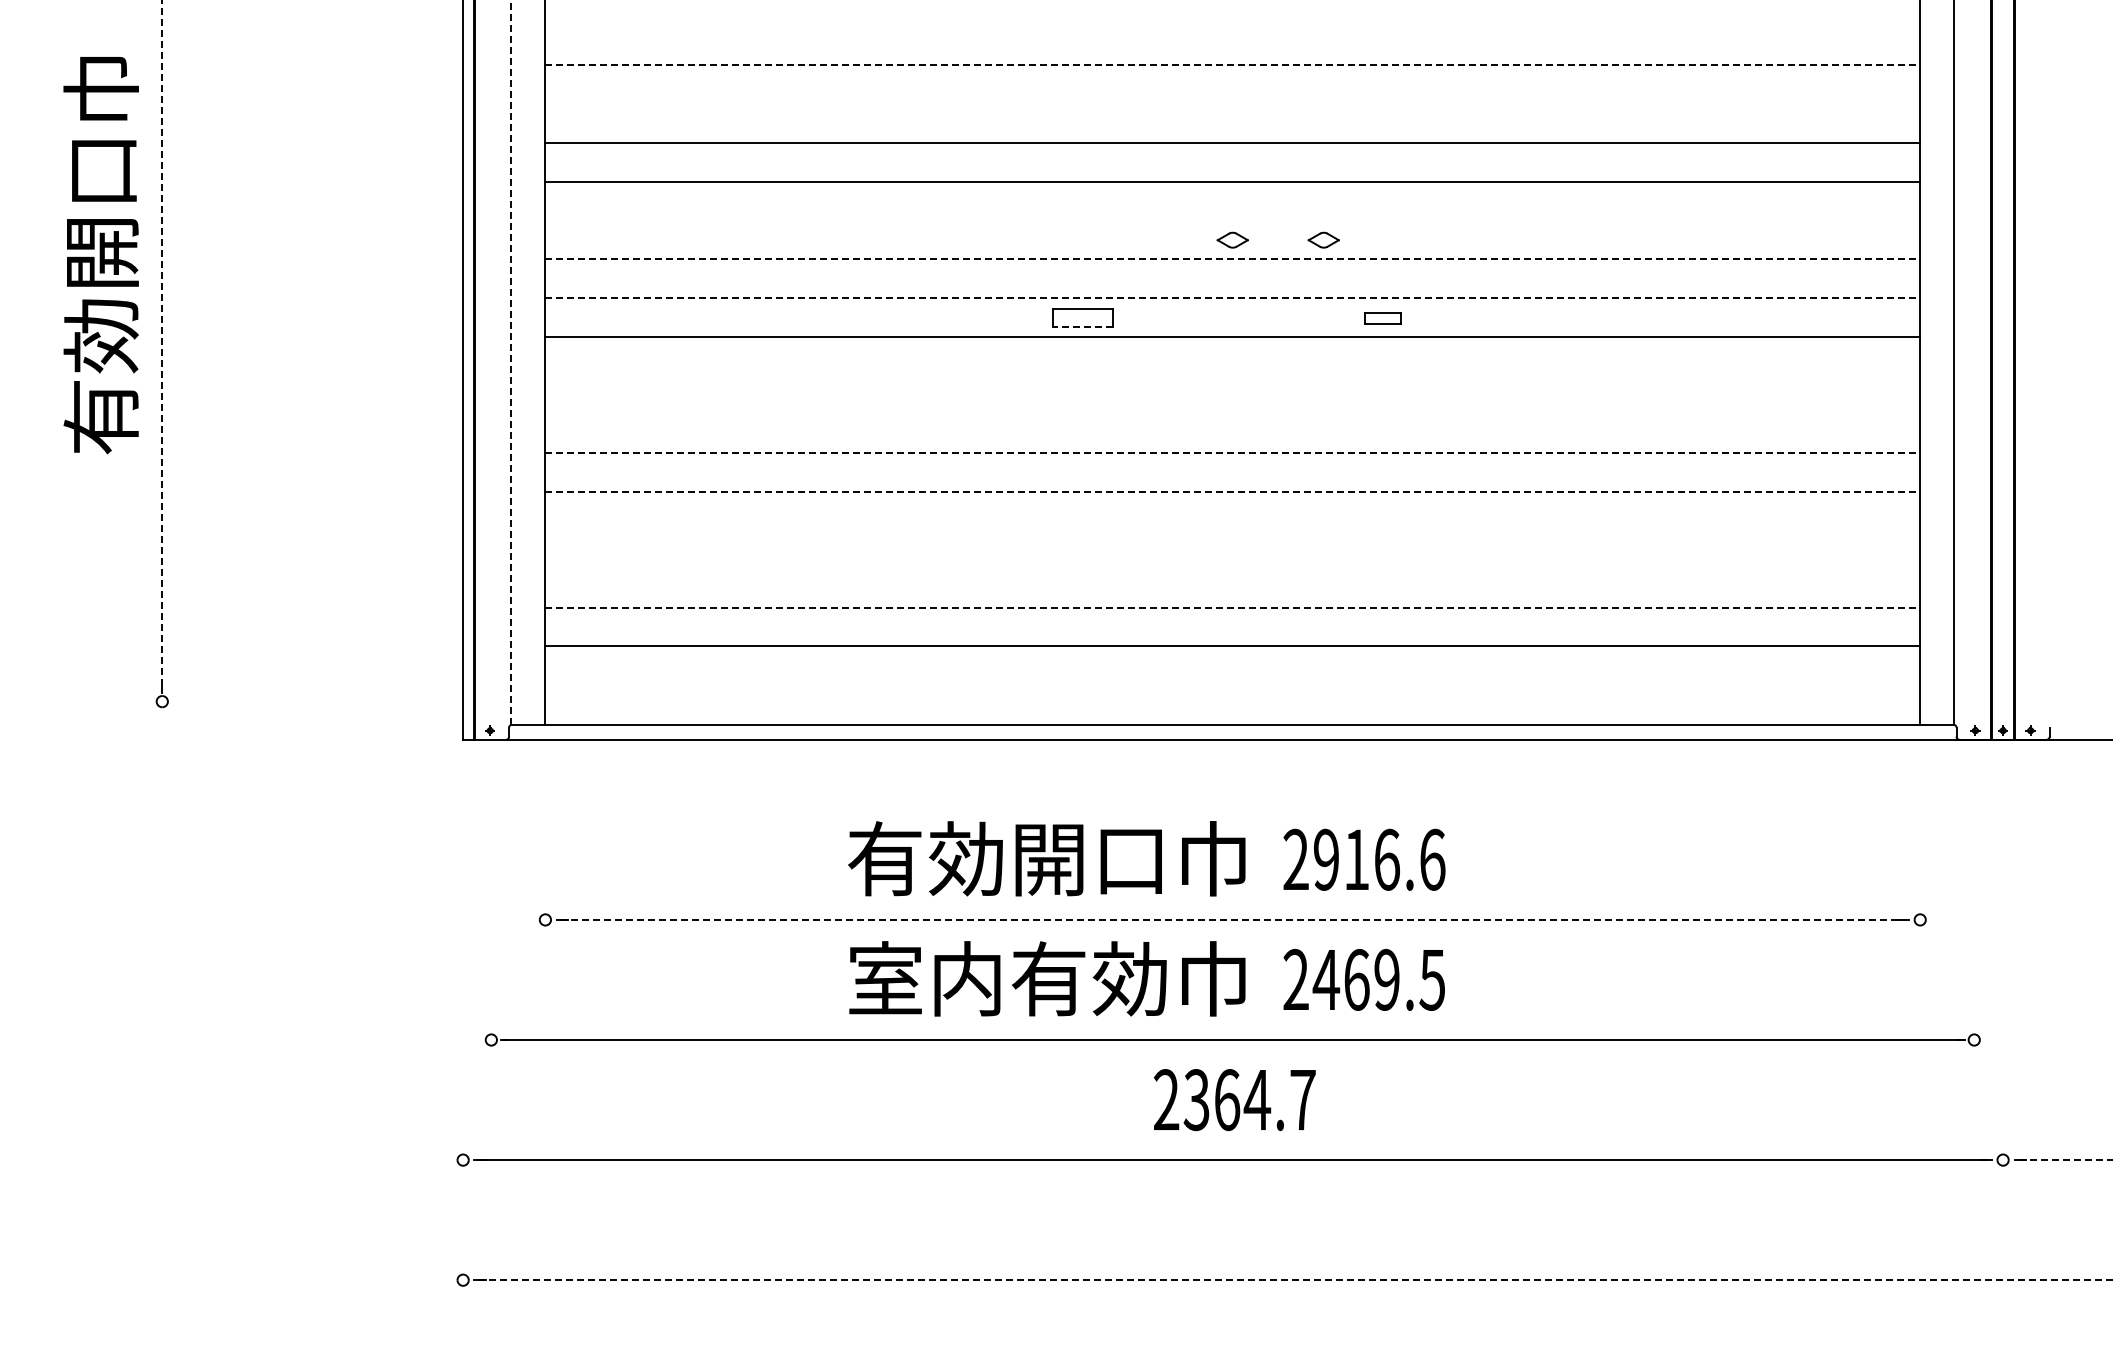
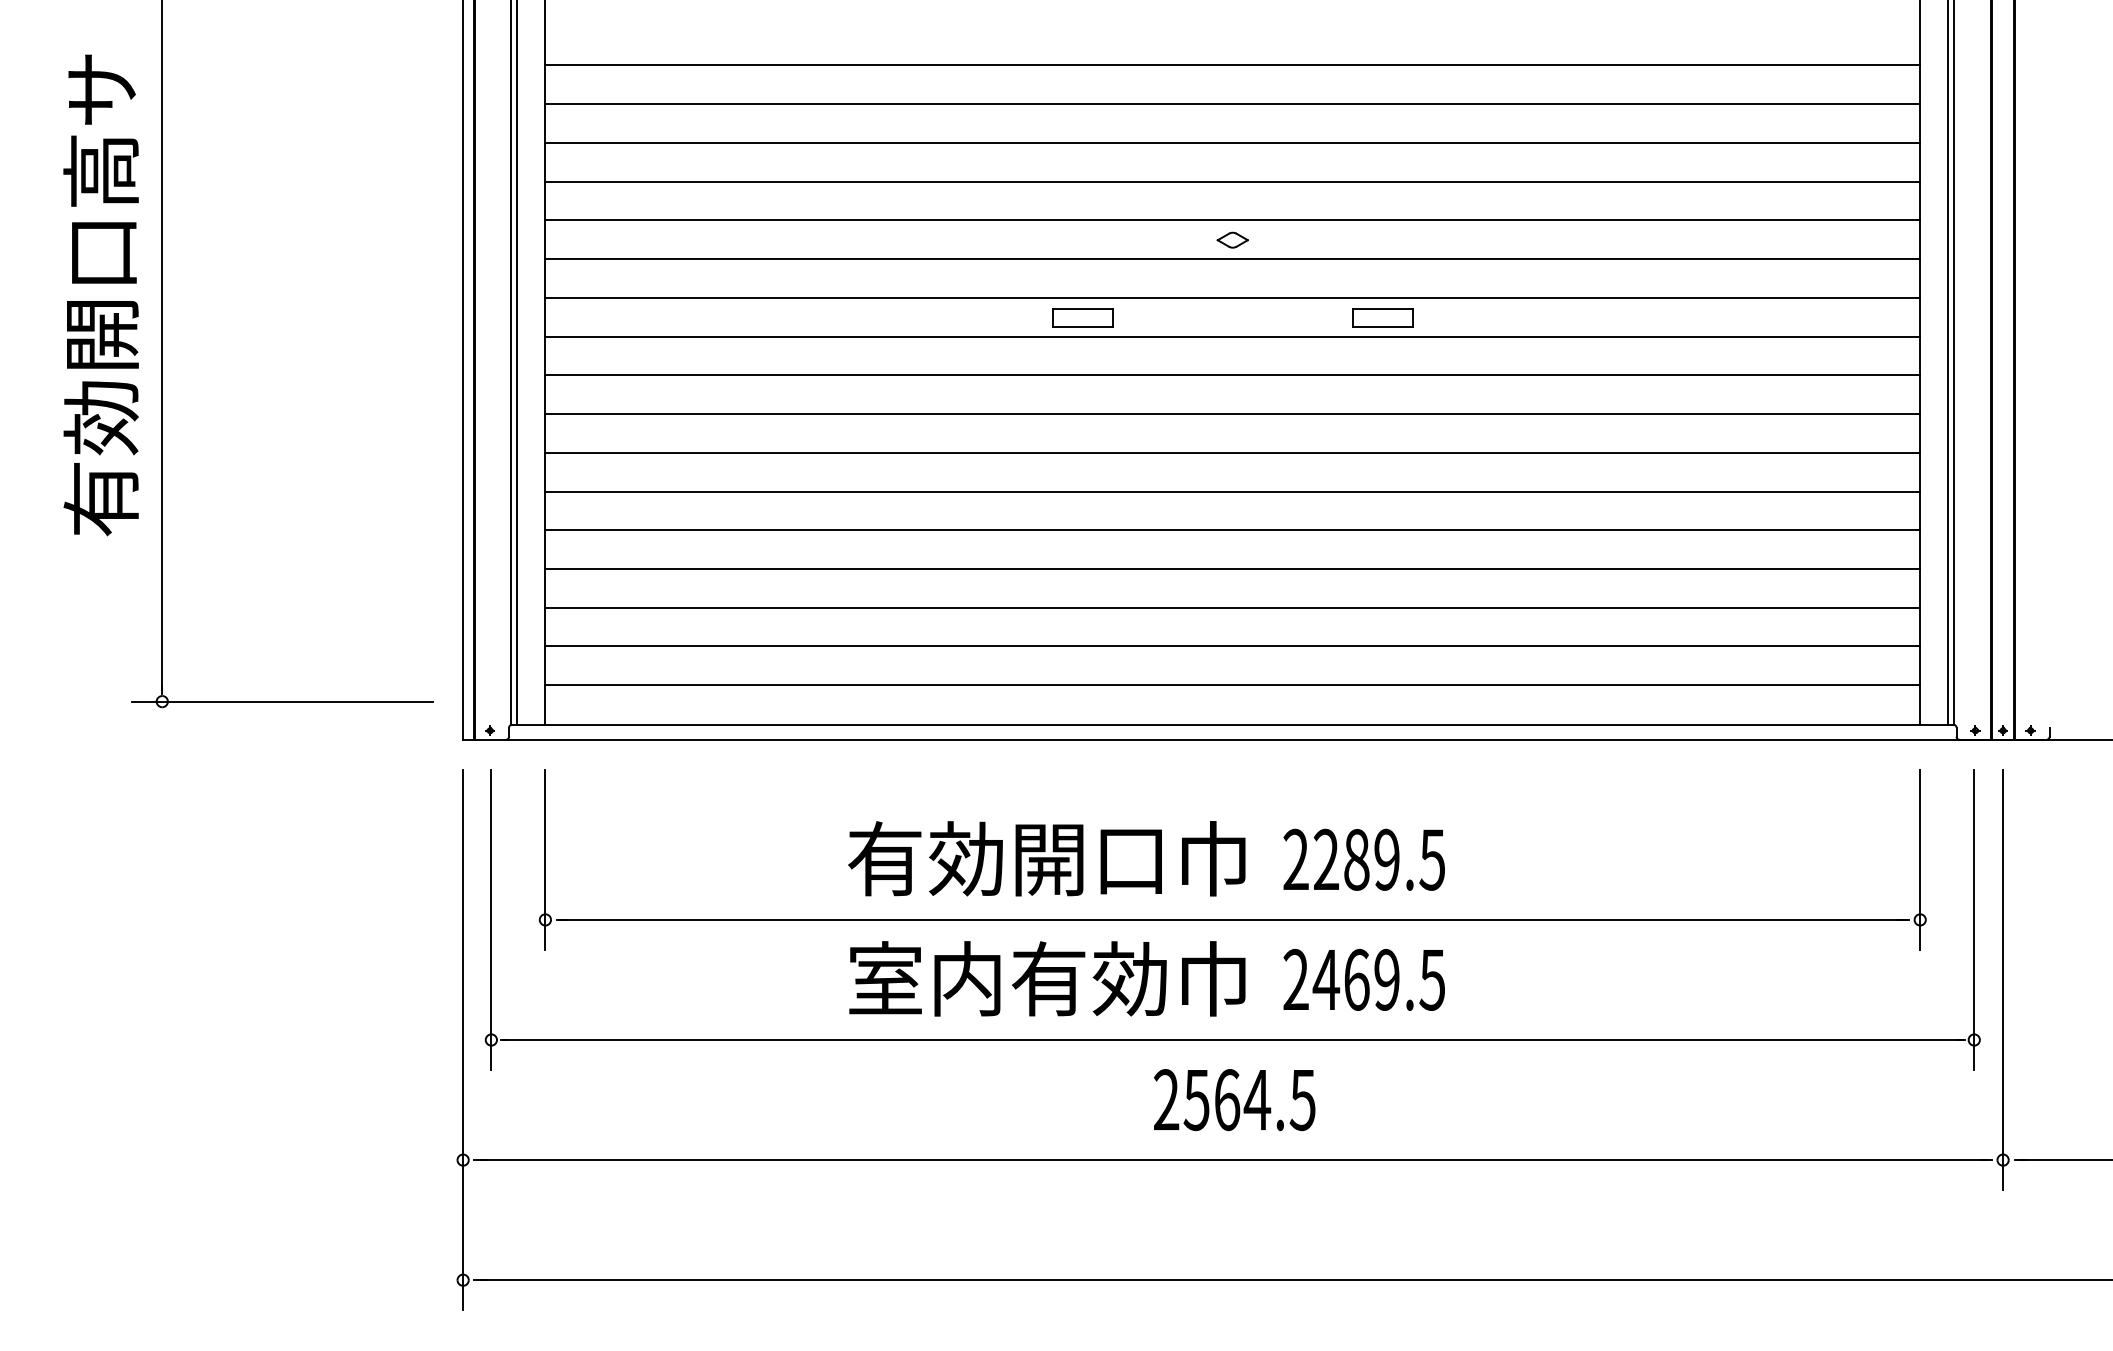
line: dashed -> solid (1233, 65)
line: none -> present (1232, 104)
line: none -> present (1232, 220)
part: present -> none (1323, 239)
line: dashed -> solid (1233, 259)
text: 有効開口巾 -> 有効開口高サ (100, 295)
line: dashed -> solid (1233, 297)
part size: 38x13 px -> 62x20 px (1382, 317)
line: dashed -> solid (1082, 327)
line: dashed -> solid (162, 346)
line: dashed -> solid (511, 361)
line: none -> present (517, 363)
line: none -> present (1948, 363)
line: none -> present (1232, 375)
line: none -> present (1232, 414)
line: dashed -> solid (1233, 452)
line: dashed -> solid (1233, 491)
line: none -> present (1232, 530)
line: none -> present (1232, 568)
line: dashed -> solid (1233, 607)
line: none -> present (1232, 685)
line: none -> present (282, 701)
line: none -> present (545, 859)
text: 2916.6 -> 2289.5 (1379, 859)
line: none -> present (1920, 859)
line: none -> present (491, 919)
line: dashed -> solid (1233, 919)
line: none -> present (1974, 919)
line: none -> present (2003, 979)
line: none -> present (463, 1039)
text: 2364.7 -> 2564.5 (1249, 1100)
line: dashed -> solid (2065, 1160)
line: dashed -> solid (1295, 1280)
